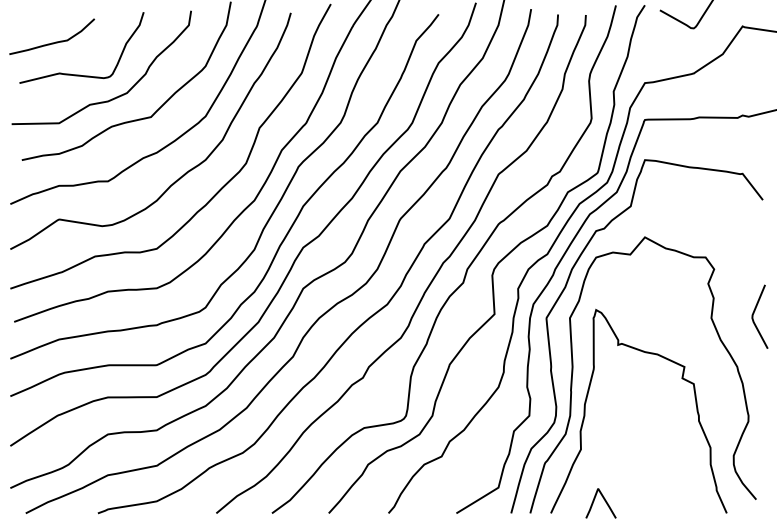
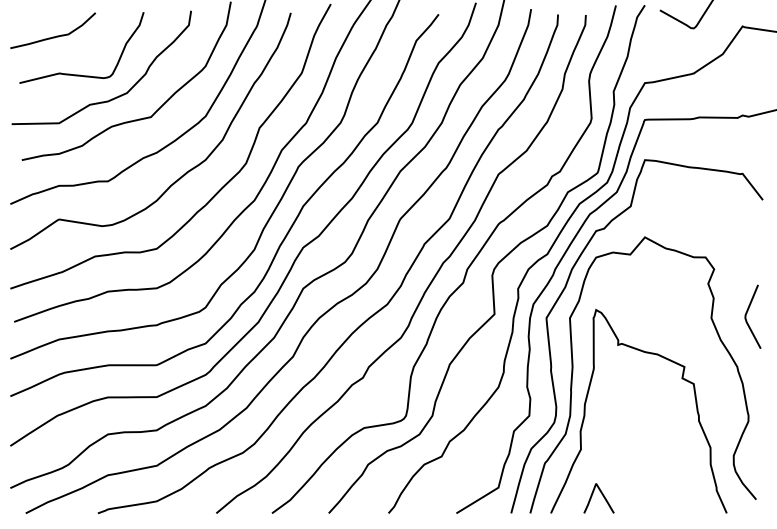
curve position: (55, 41) -> (56, 35) (56, 35)
line position: (754, 313) -> (747, 313) (747, 313)
line position: (604, 501) -> (602, 496) (602, 496)
